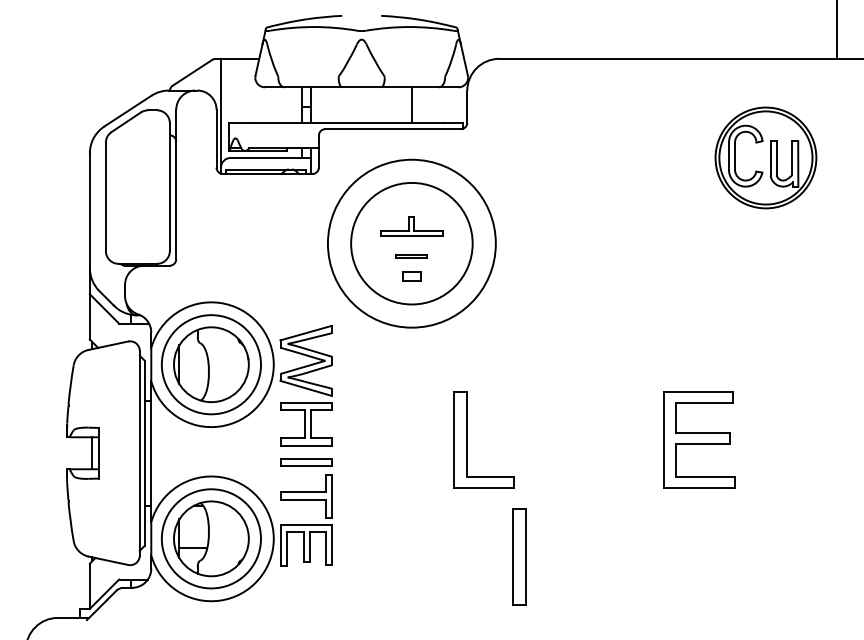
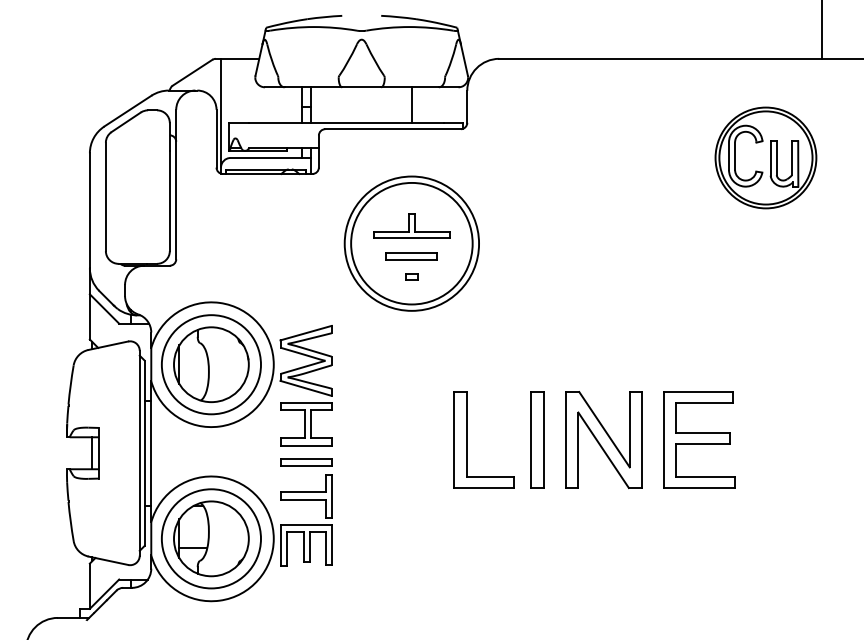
line position: (837, 30) -> (822, 30) (822, 30)
part size: 64x21 px -> 78x26 px (411, 225)
circle diameter: 168 px -> 134 px (411, 243)
part size: 33x5 px -> 53x9 px (411, 256)
part size: 20x11 px -> 14x8 px (411, 276)
part: none -> present (603, 439)
part position: (519, 556) -> (537, 439) (537, 439)
